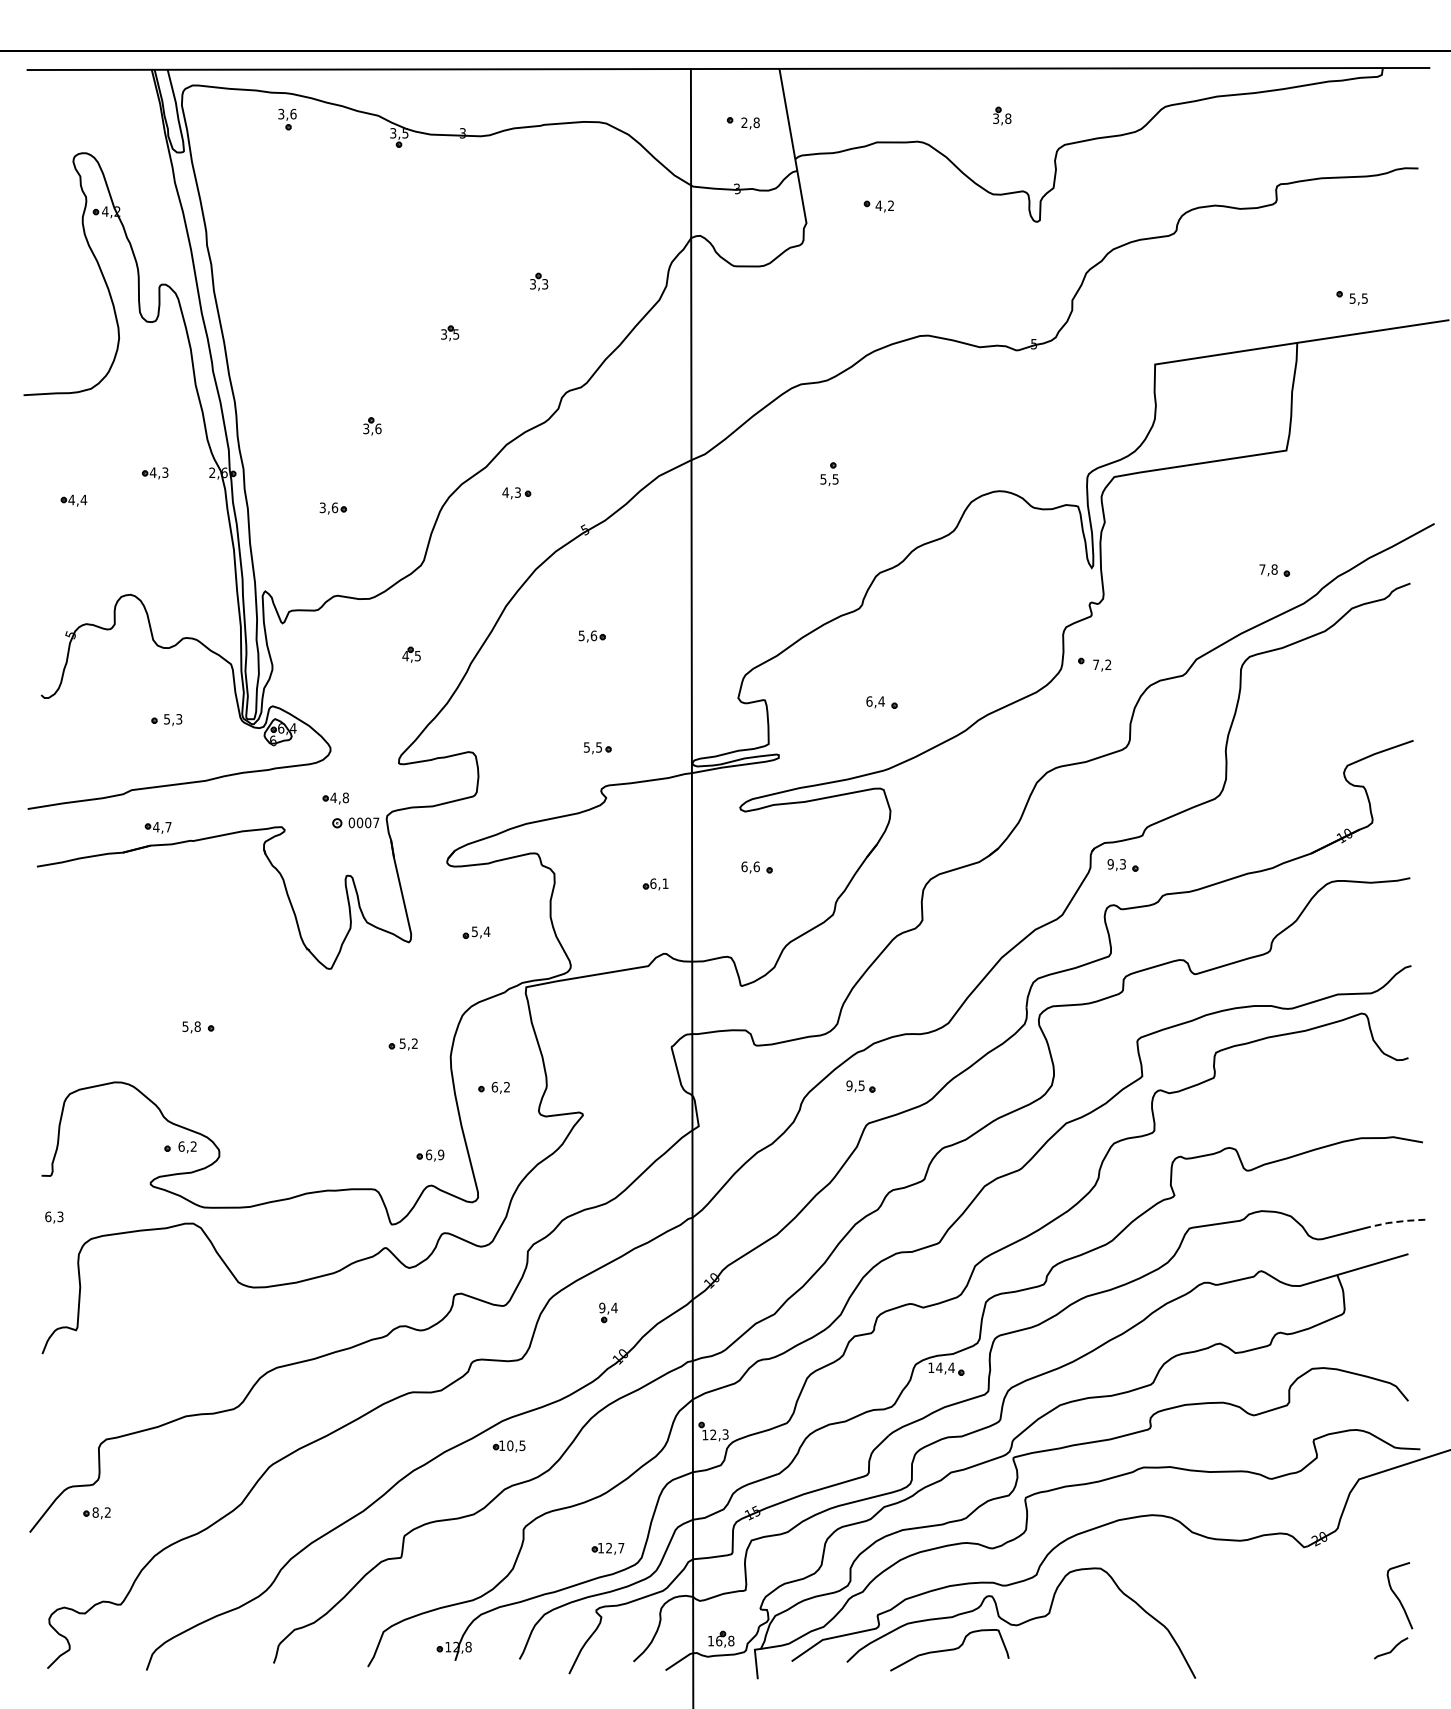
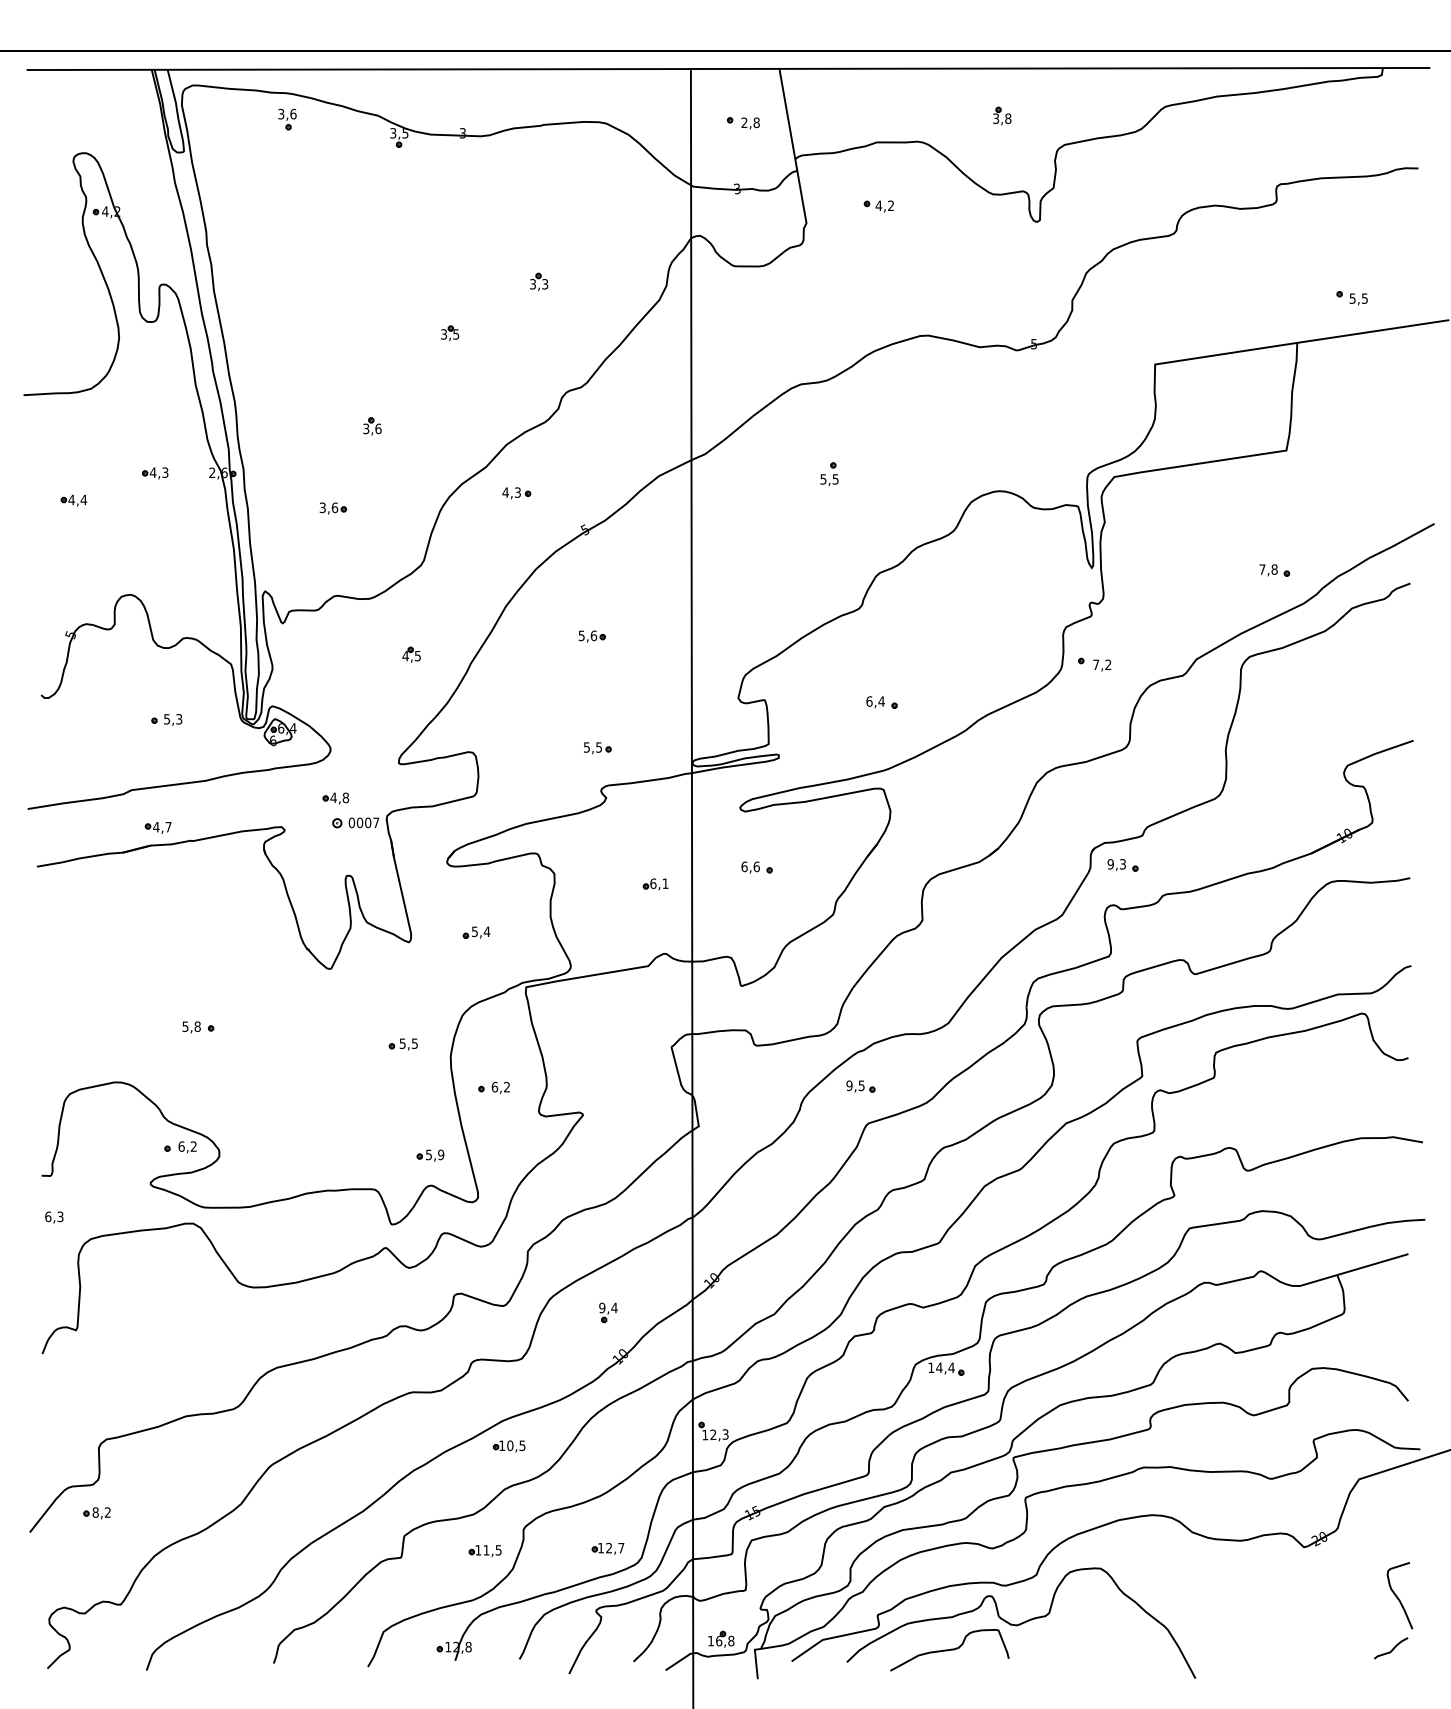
text: 5,2 -> 5,5 (414, 1043)
text: 6,9 -> 5,9 (428, 1154)
line: dashed -> solid (1397, 1221)
part: none -> present (484, 1550)
